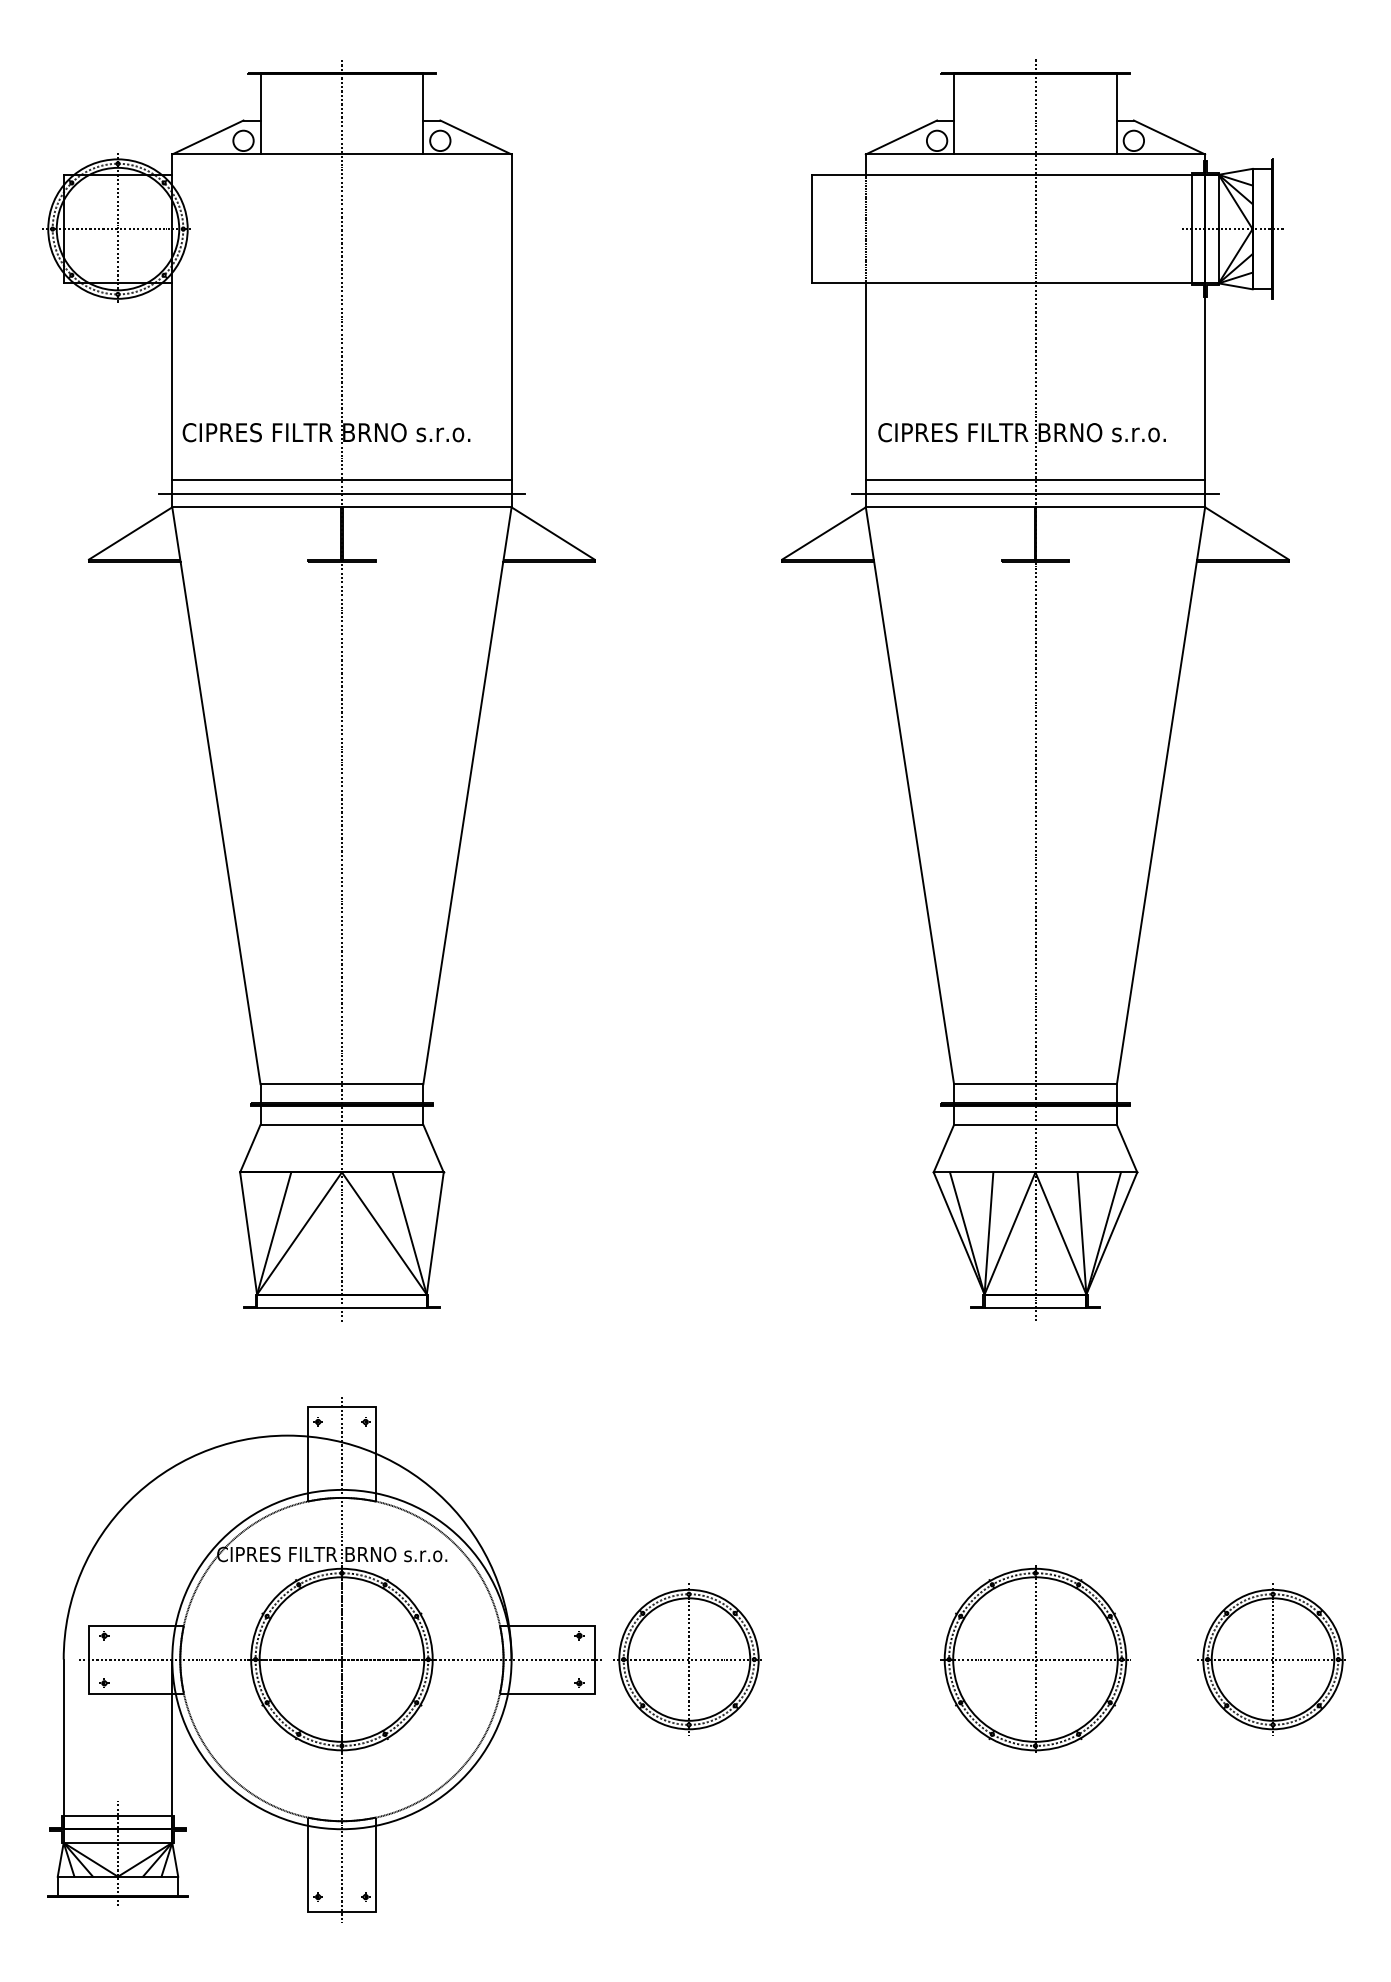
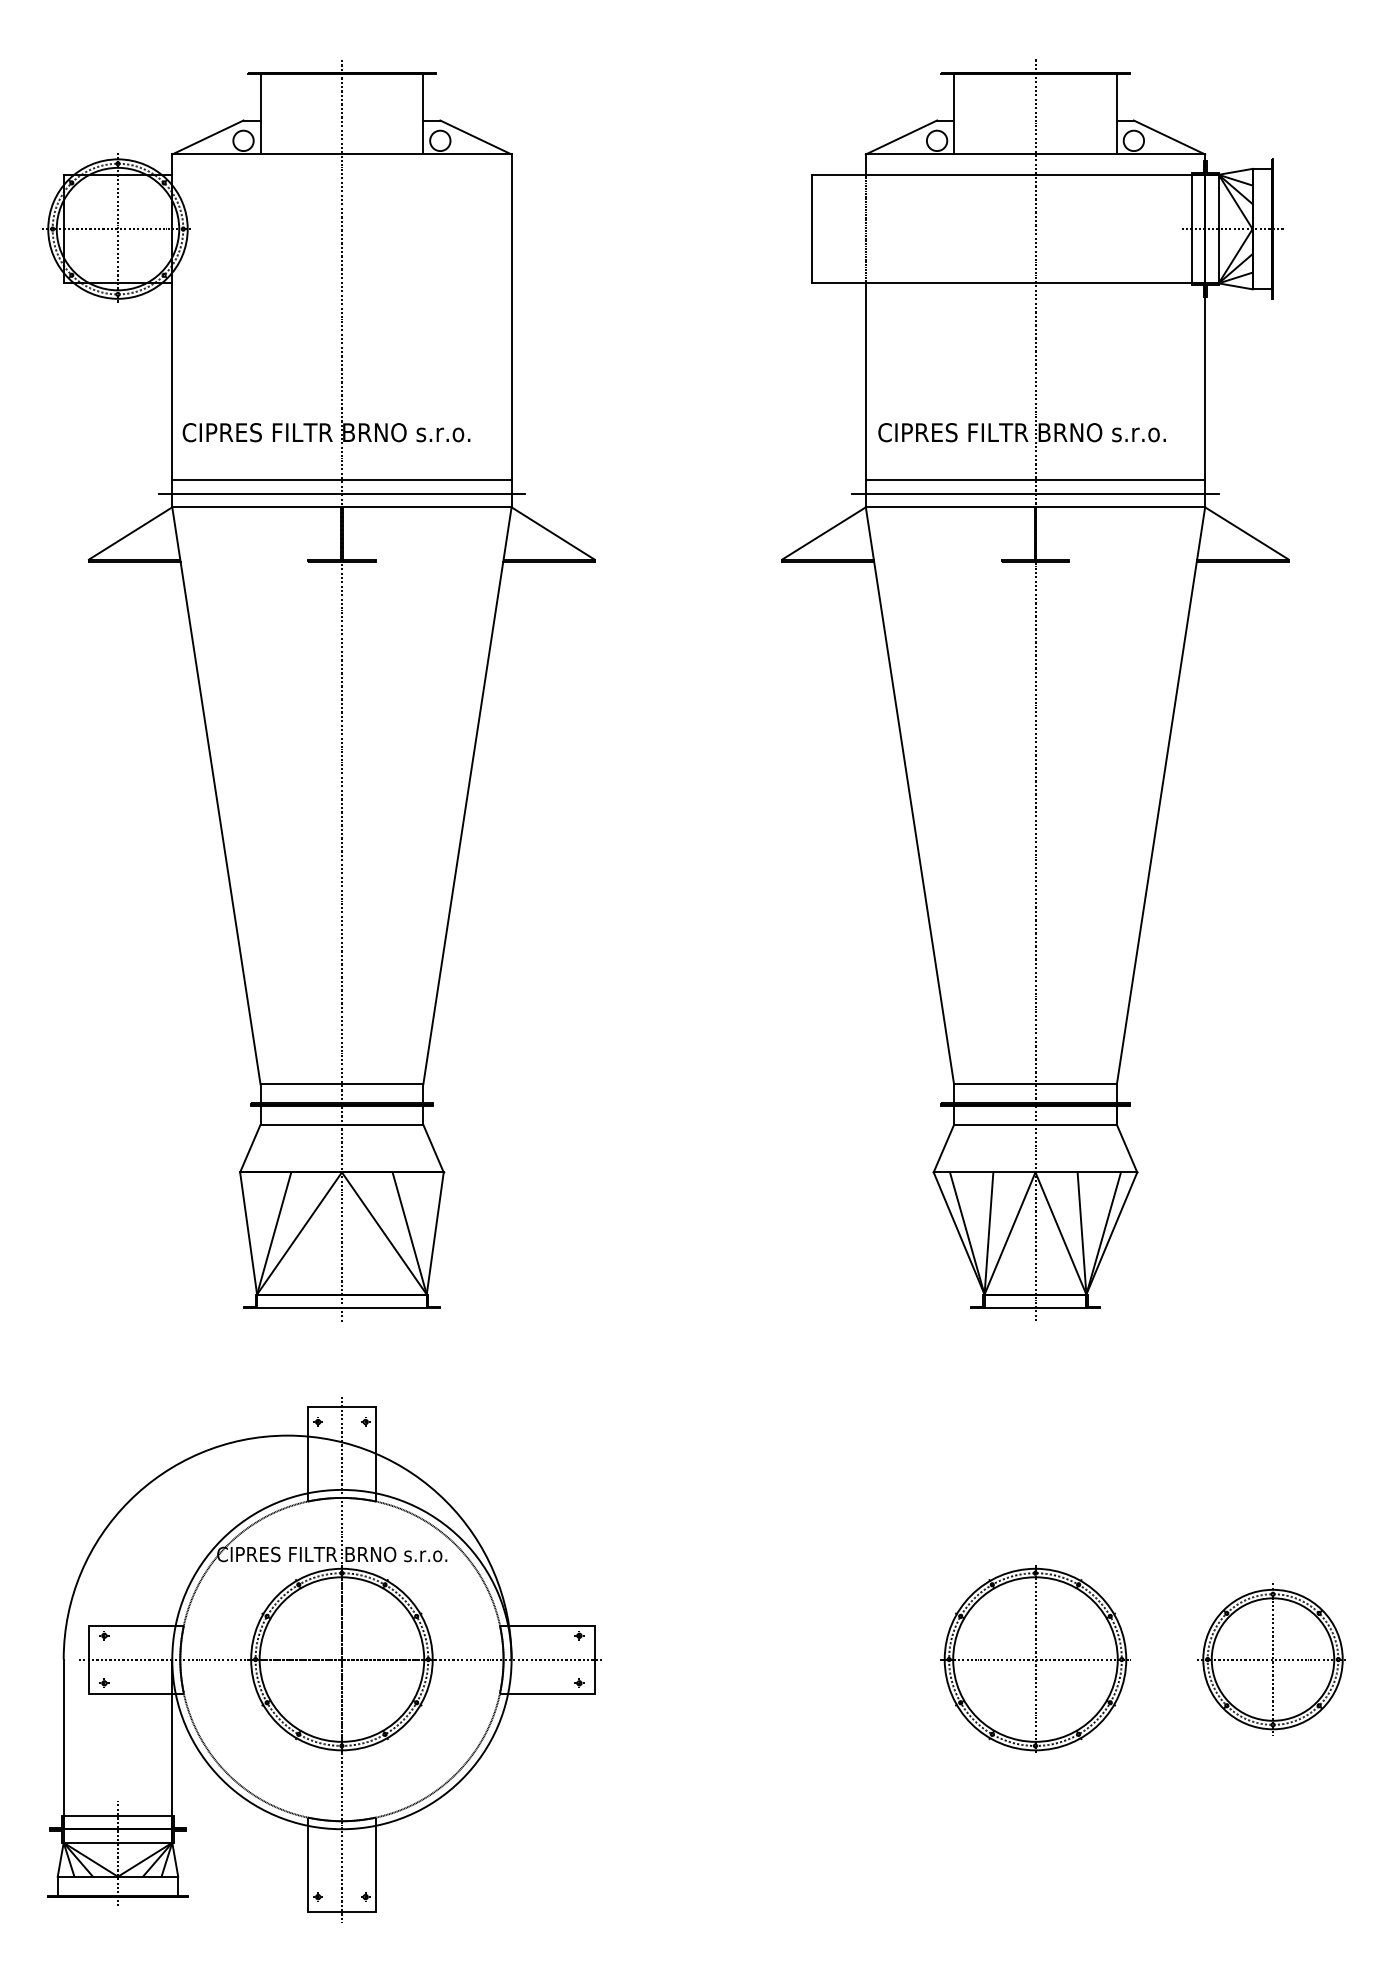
part: present -> none (687, 1659)
